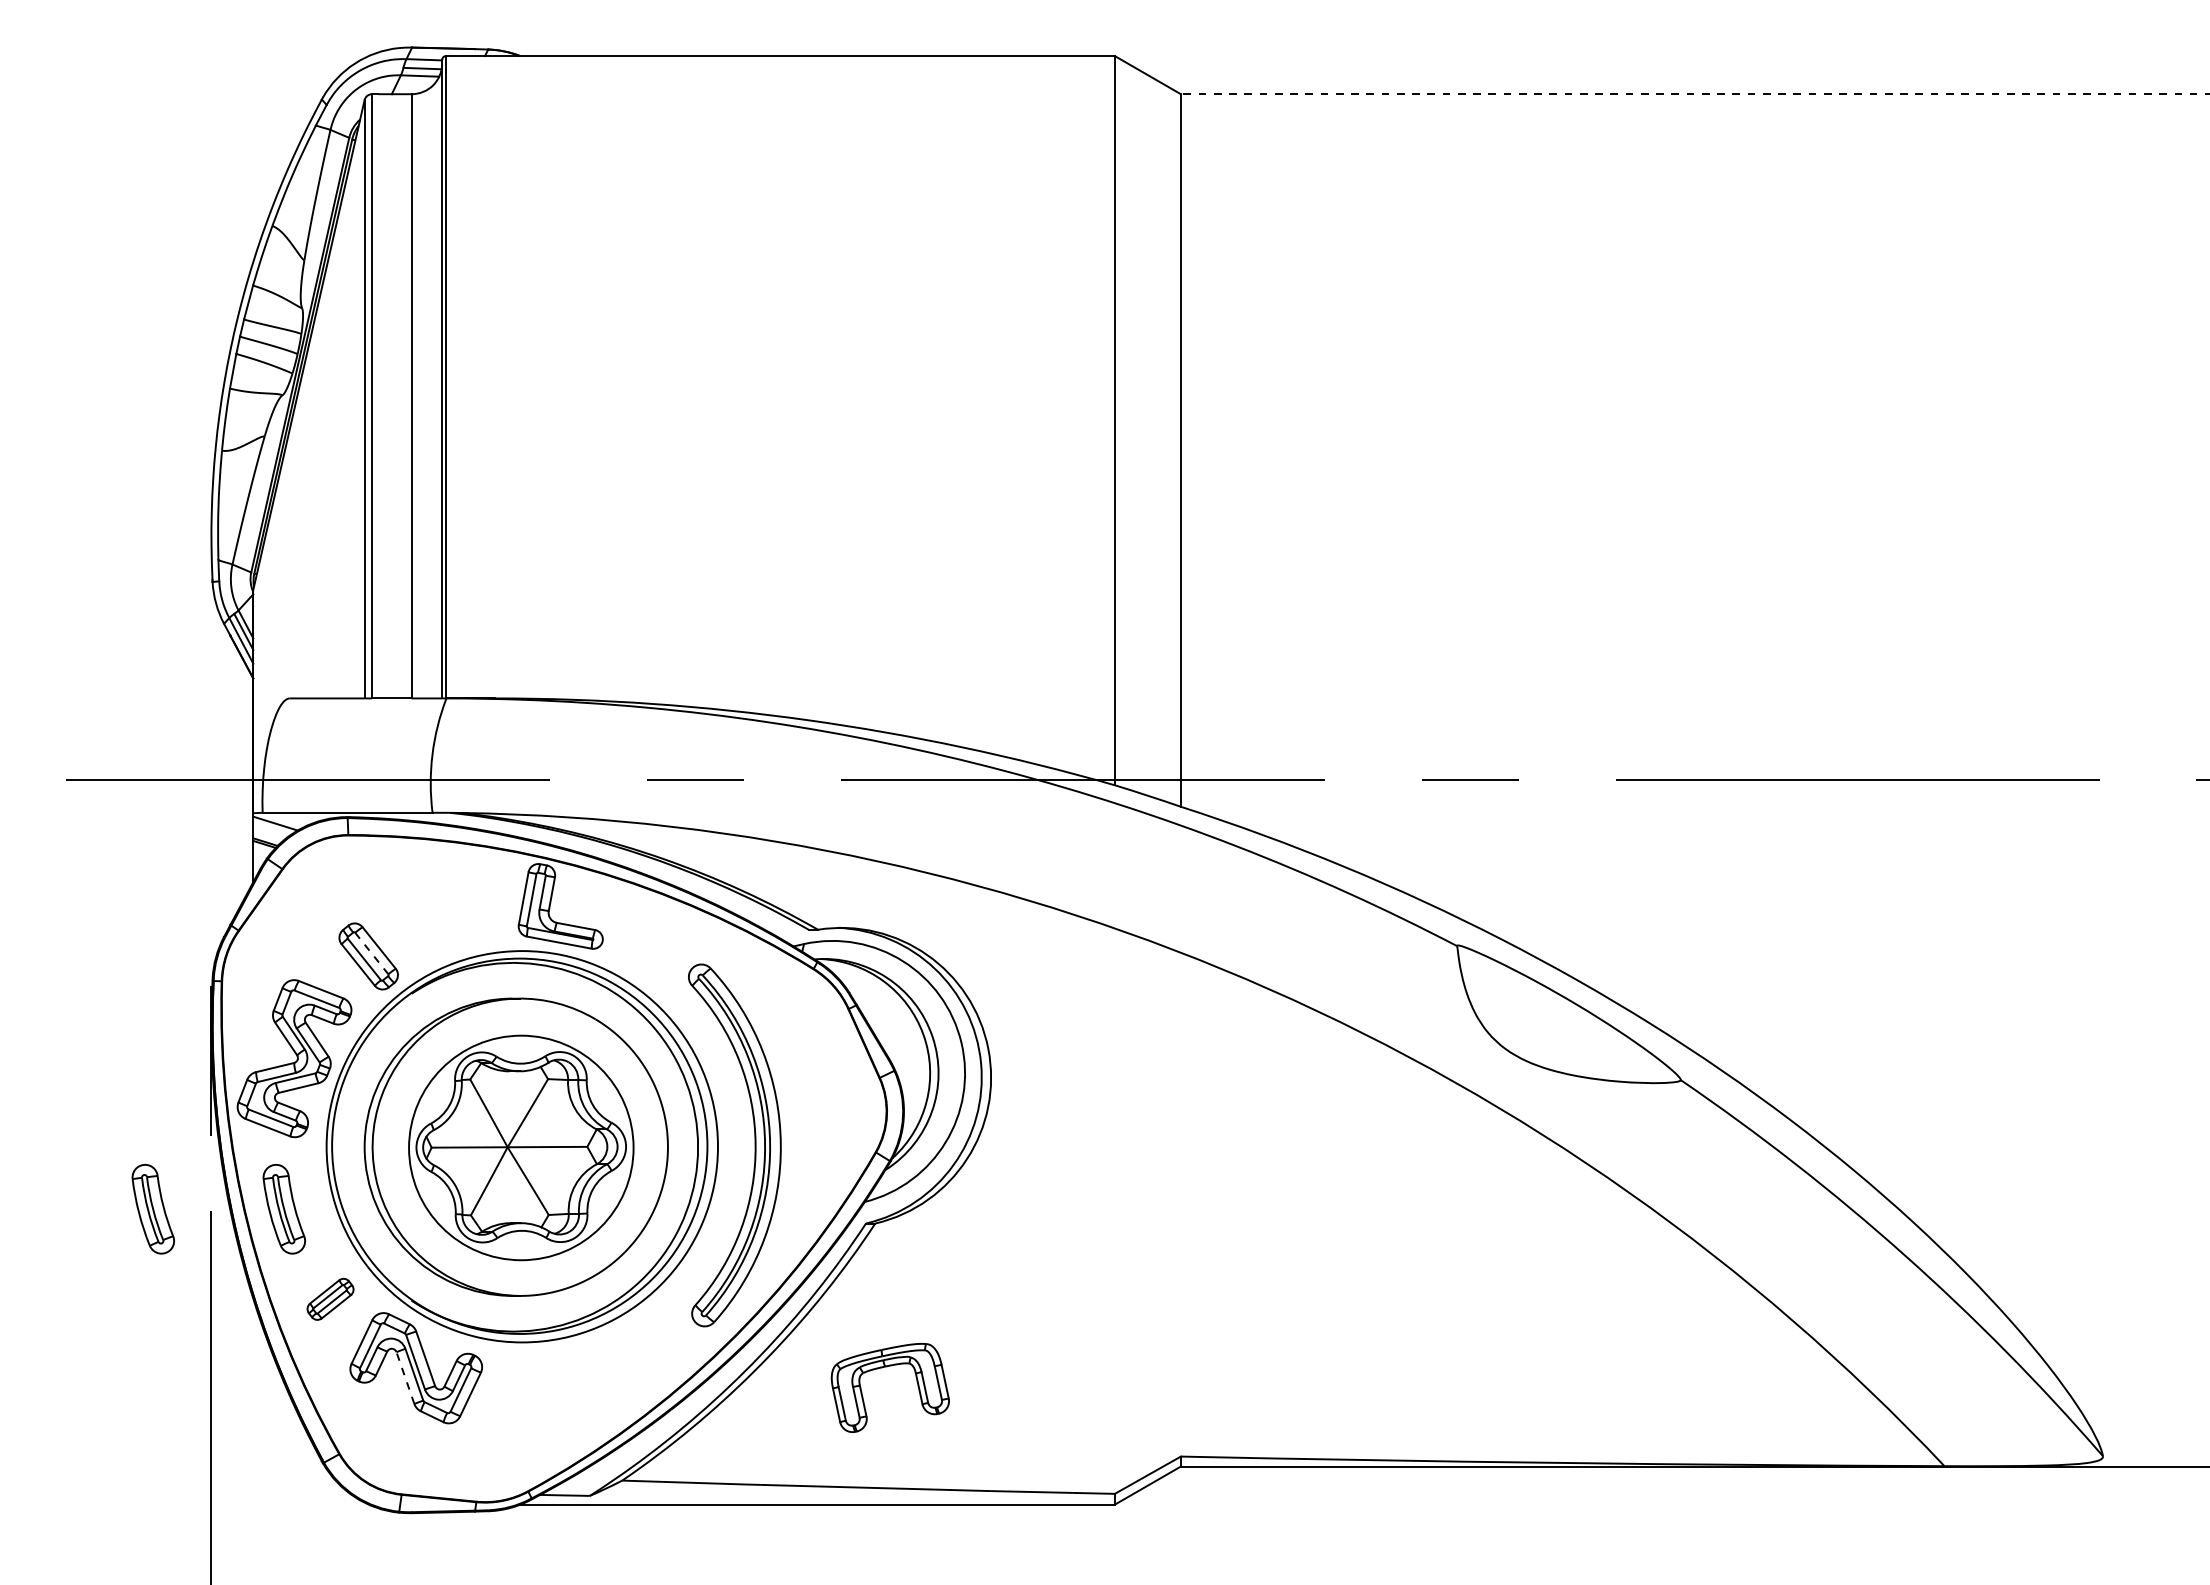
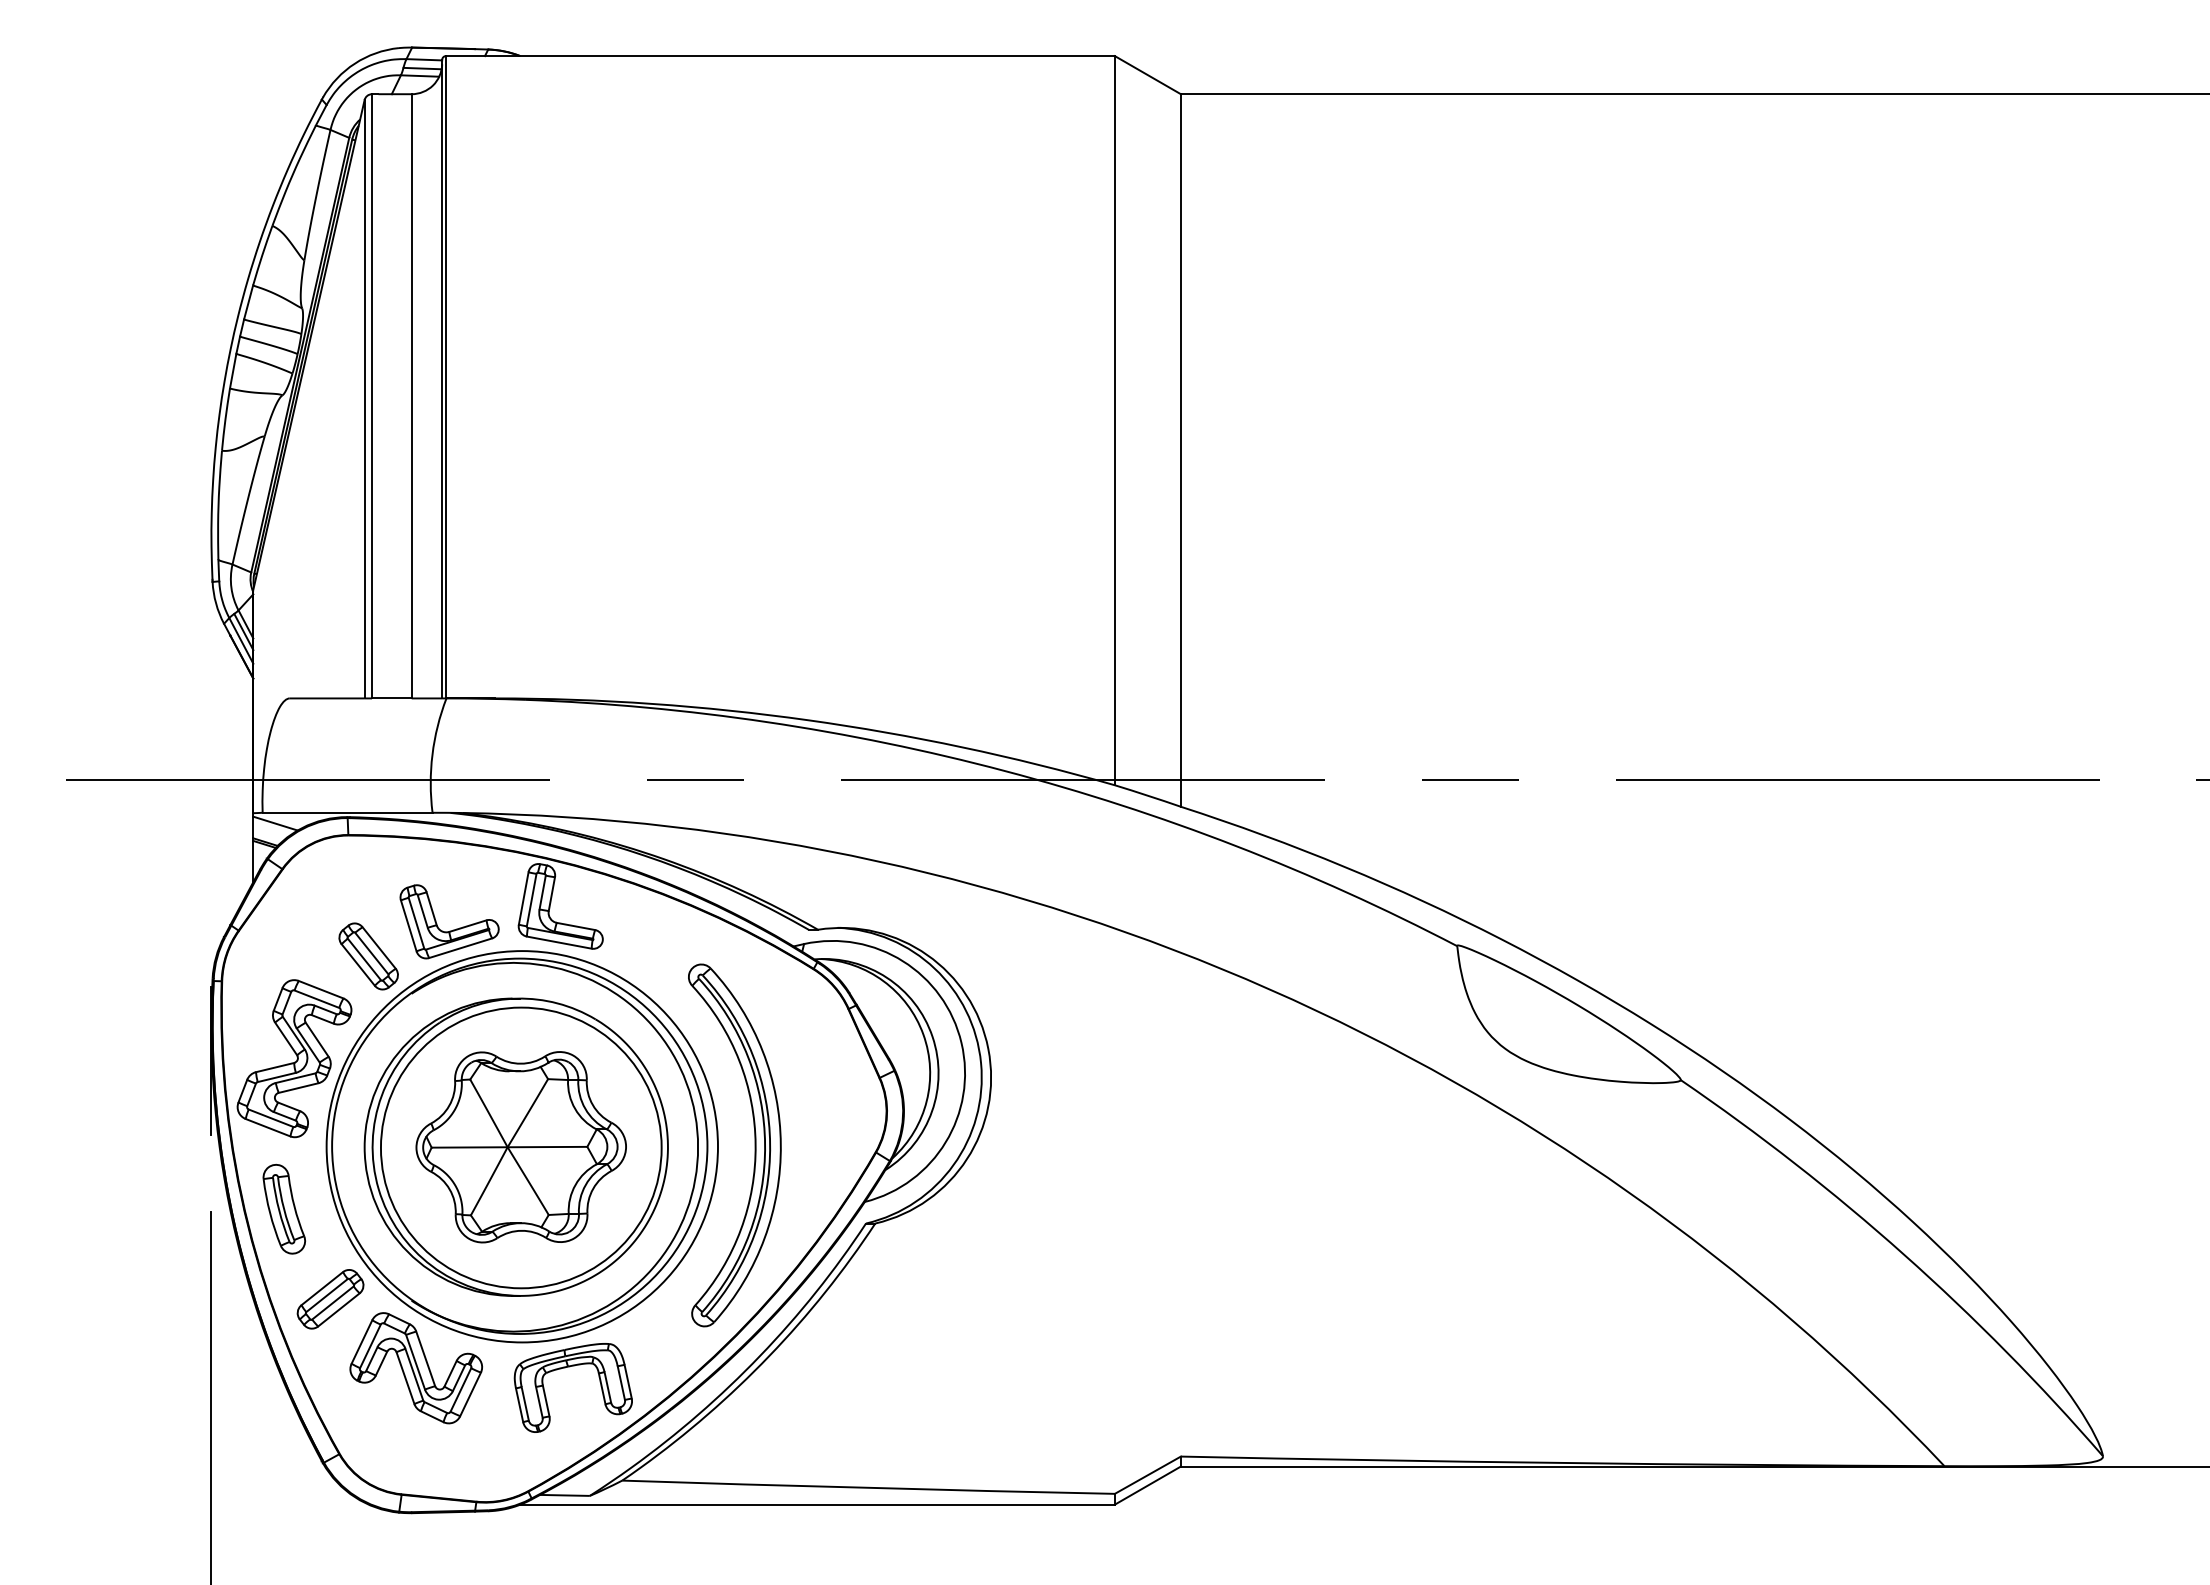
line: dashed -> solid (1694, 94)
part: none -> present (453, 929)
line: dashed -> solid (371, 953)
circle diameter: 225 px -> 281 px (520, 1147)
part: present -> none (152, 1208)
part size: 49x44 px -> 69x61 px (330, 1299)
part position: (886, 1367) -> (569, 1367) (569, 1367)
line: dashed -> solid (405, 1377)
